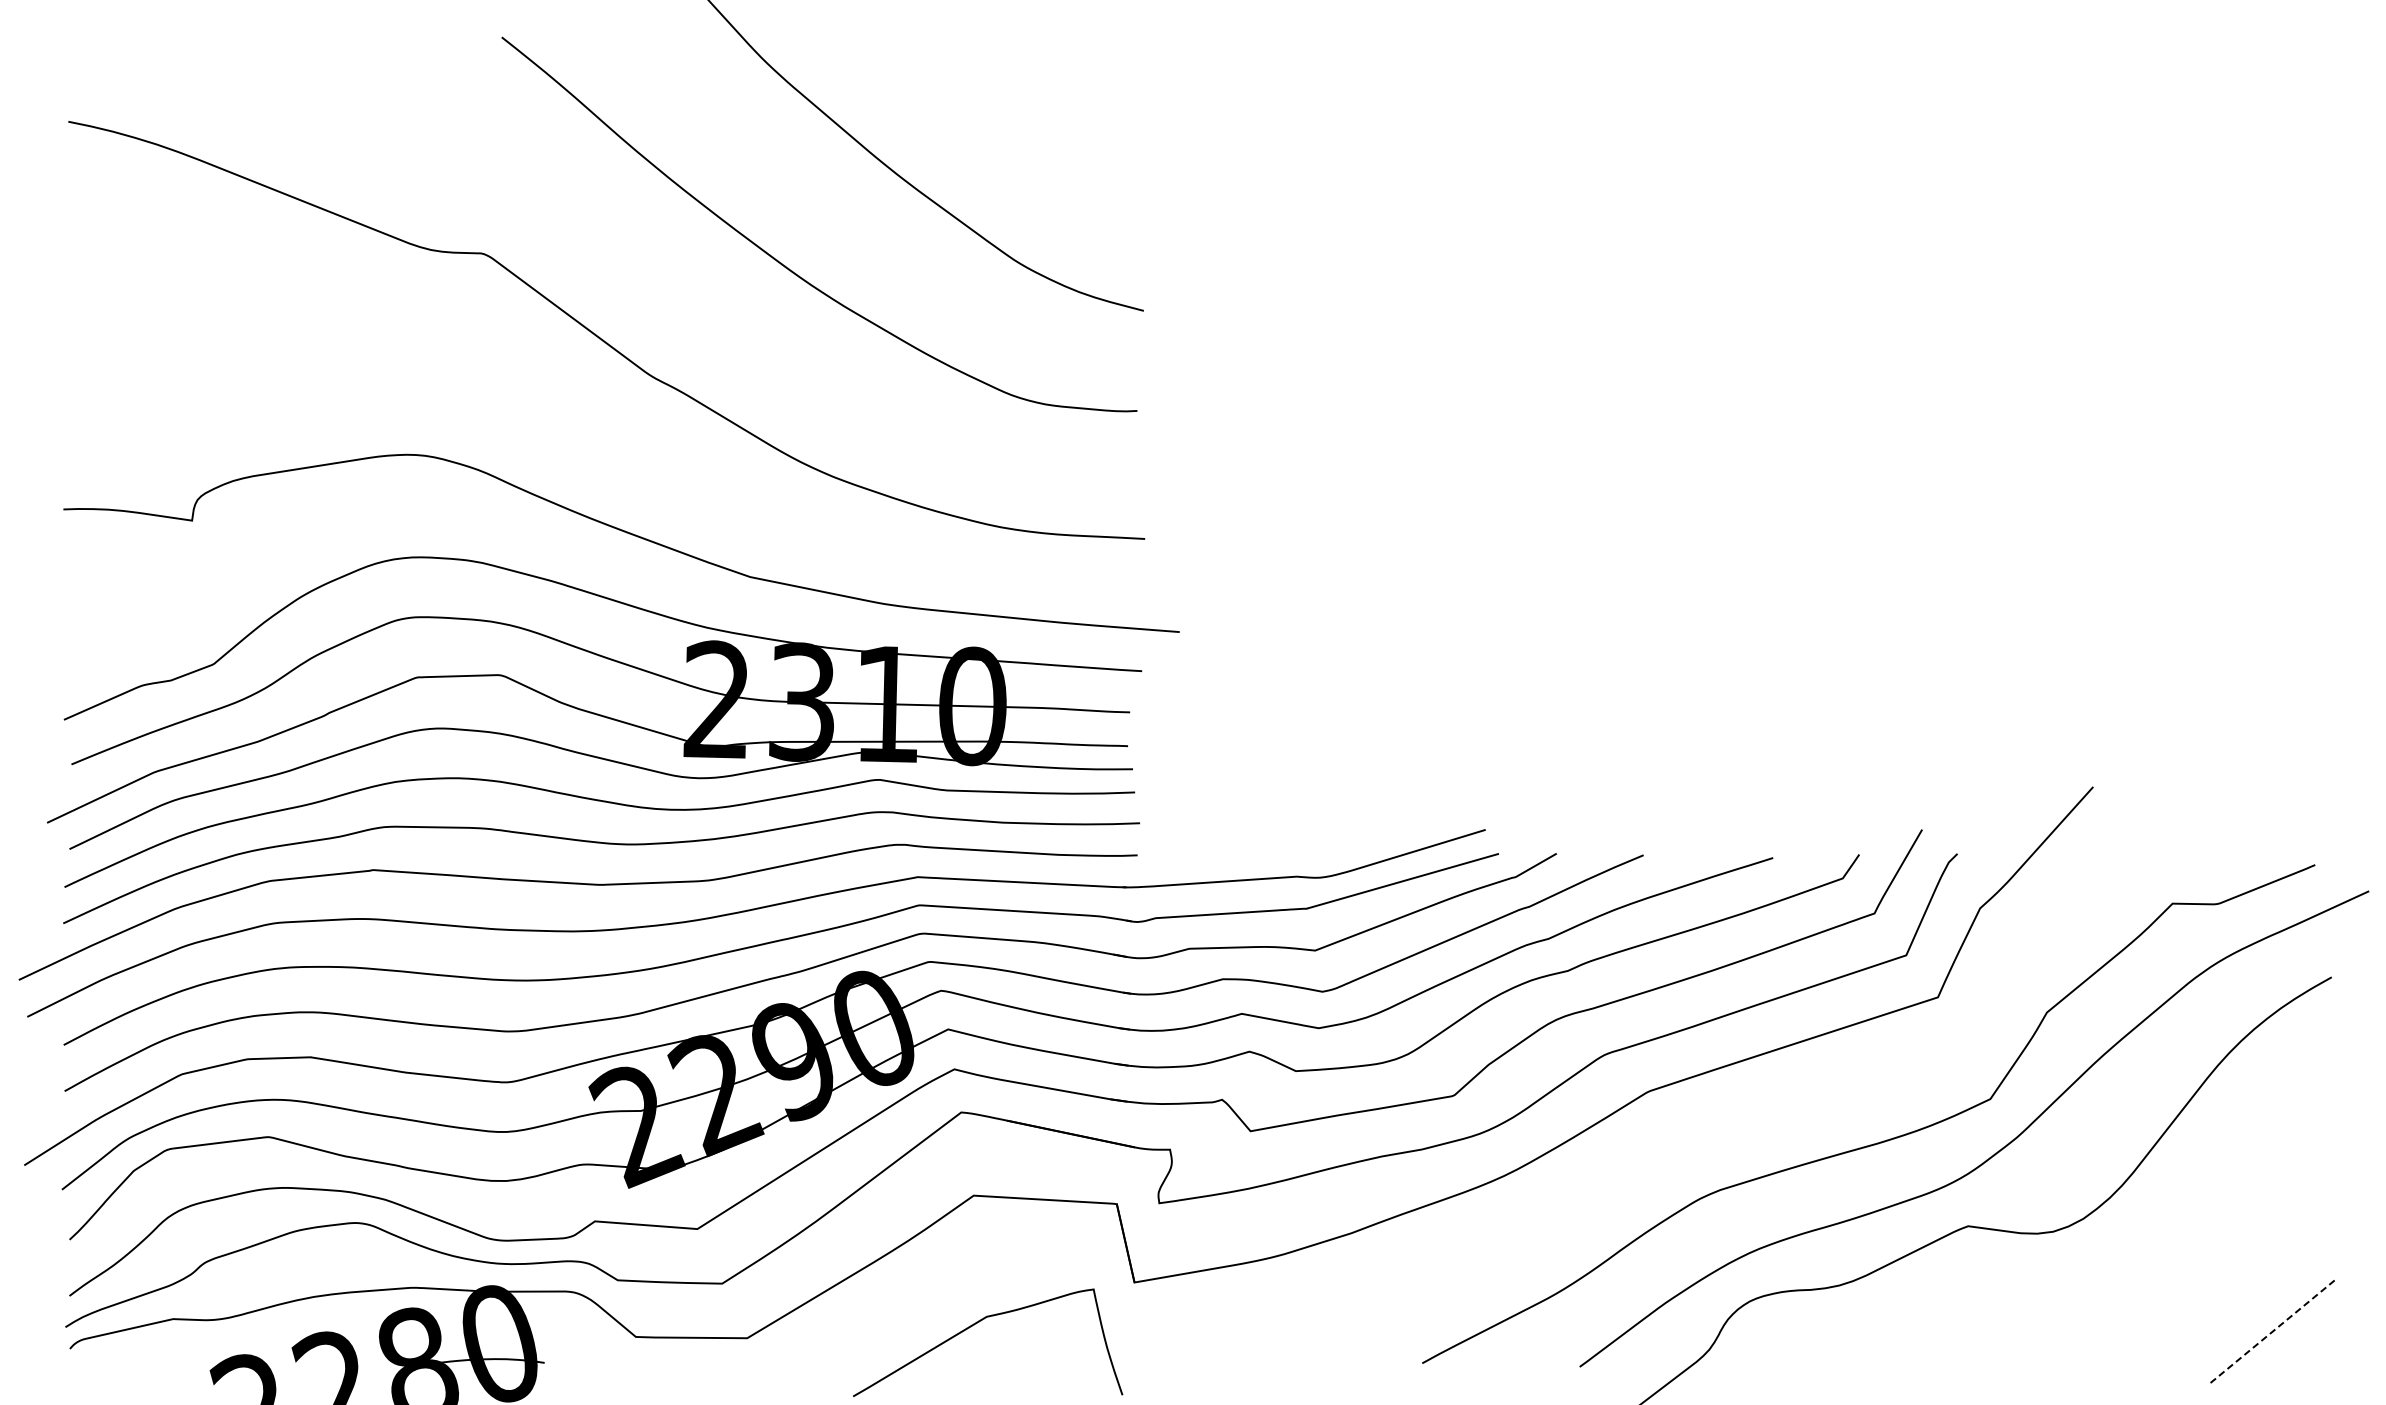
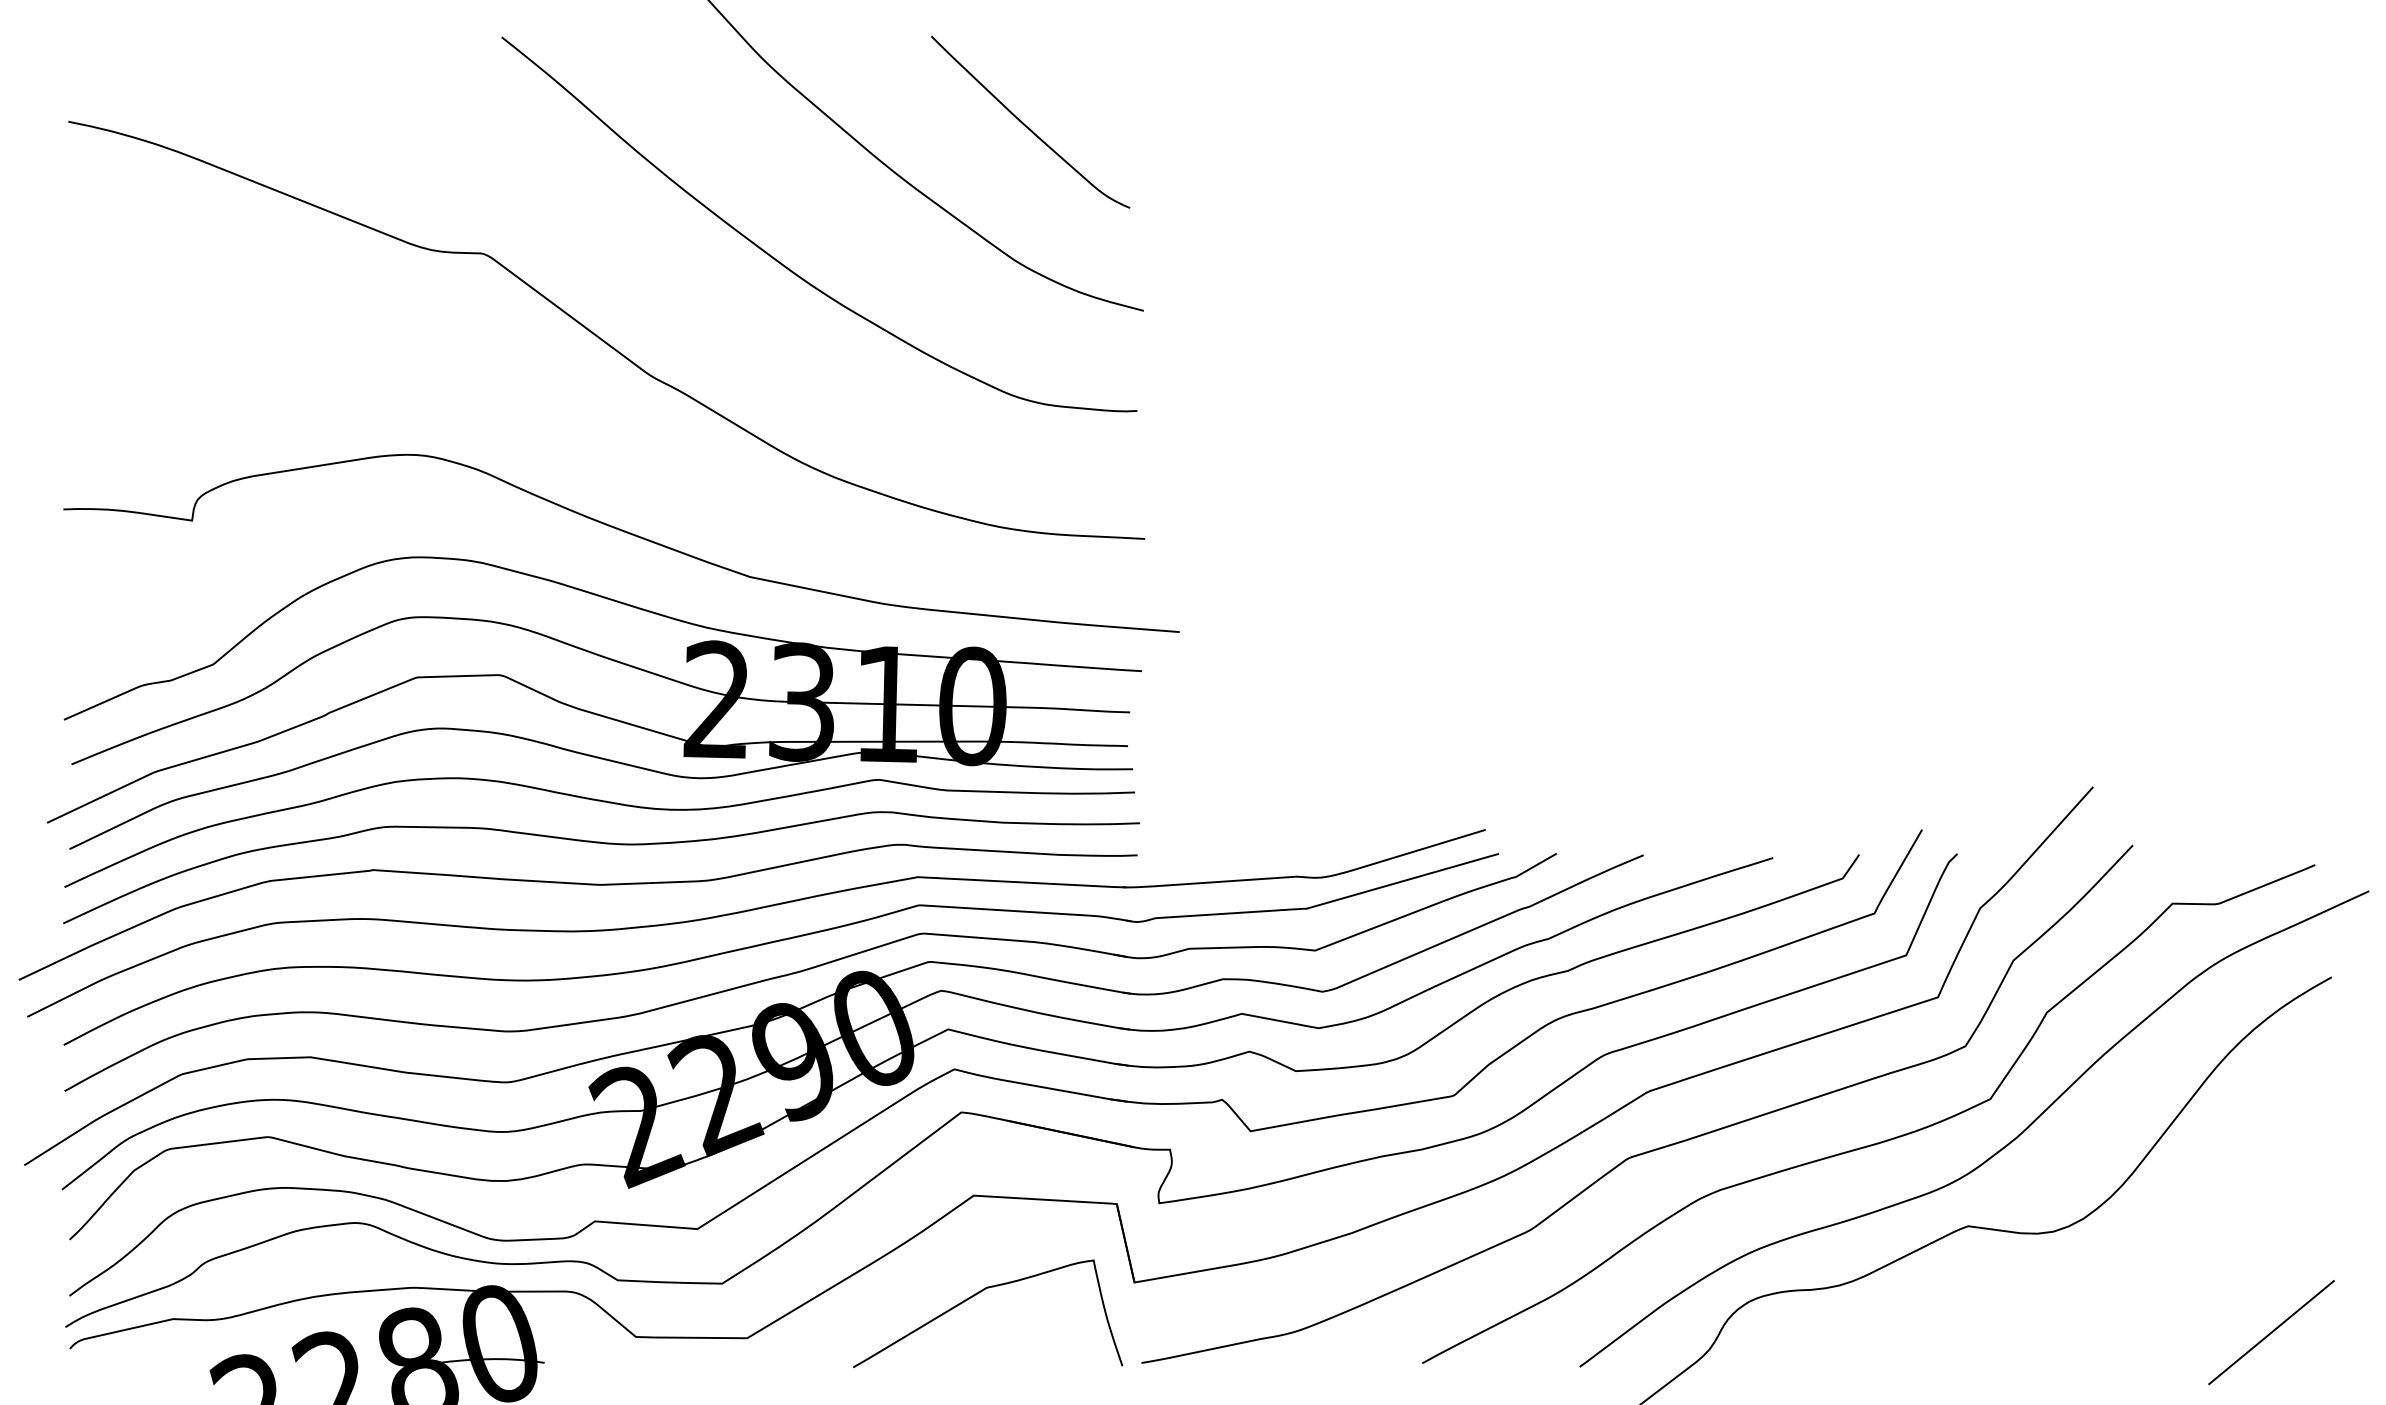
curve: none -> present (1026, 125)
curve: none -> present (1652, 1149)
curve position: (976, 1324) -> (976, 1295) (976, 1295)
line: dashed -> solid (2271, 1332)
